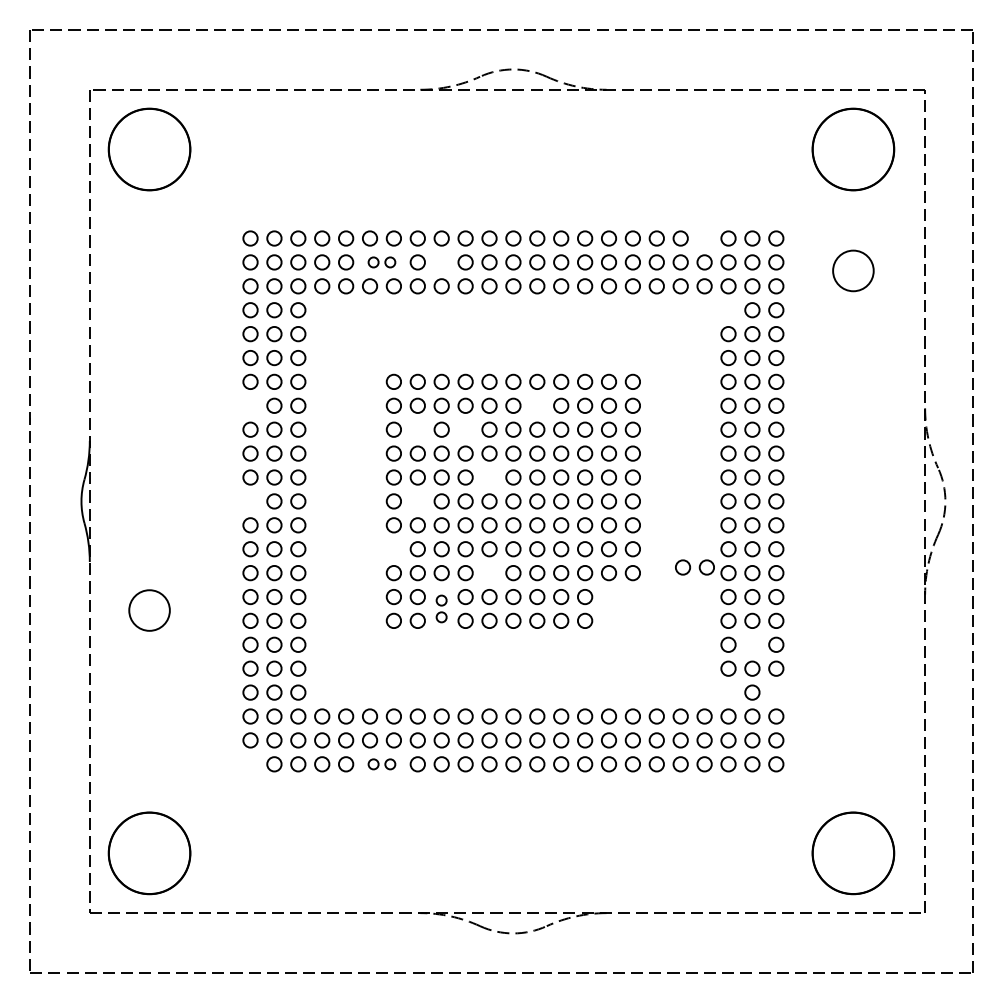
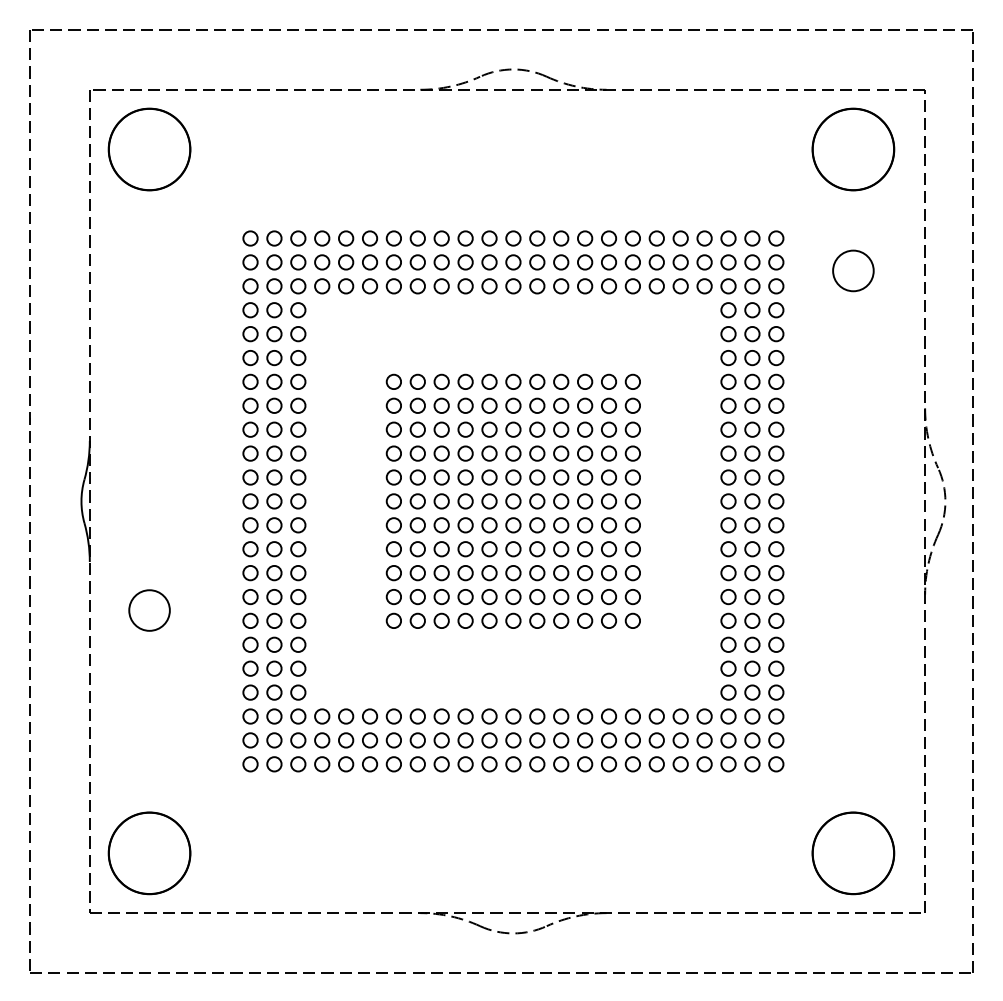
circle: none -> present (704, 238)
part size: 30x13 px -> 40x17 px (381, 262)
circle: none -> present (441, 262)
circle: none -> present (728, 310)
circle: none -> present (250, 405)
circle: none -> present (537, 405)
circle: none -> present (417, 429)
circle: none -> present (465, 429)
circle: none -> present (489, 477)
circle: none -> present (250, 501)
circle: none -> present (417, 501)
circle: none -> present (393, 549)
part: present -> none (694, 567)
circle: none -> present (489, 573)
part: none -> present (614, 602)
part size: 13x30 px -> 17x40 px (441, 608)
circle: none -> present (752, 644)
circle: none -> present (728, 692)
circle: none -> present (776, 692)
circle: none -> present (250, 764)
part size: 30x13 px -> 40x17 px (381, 764)
